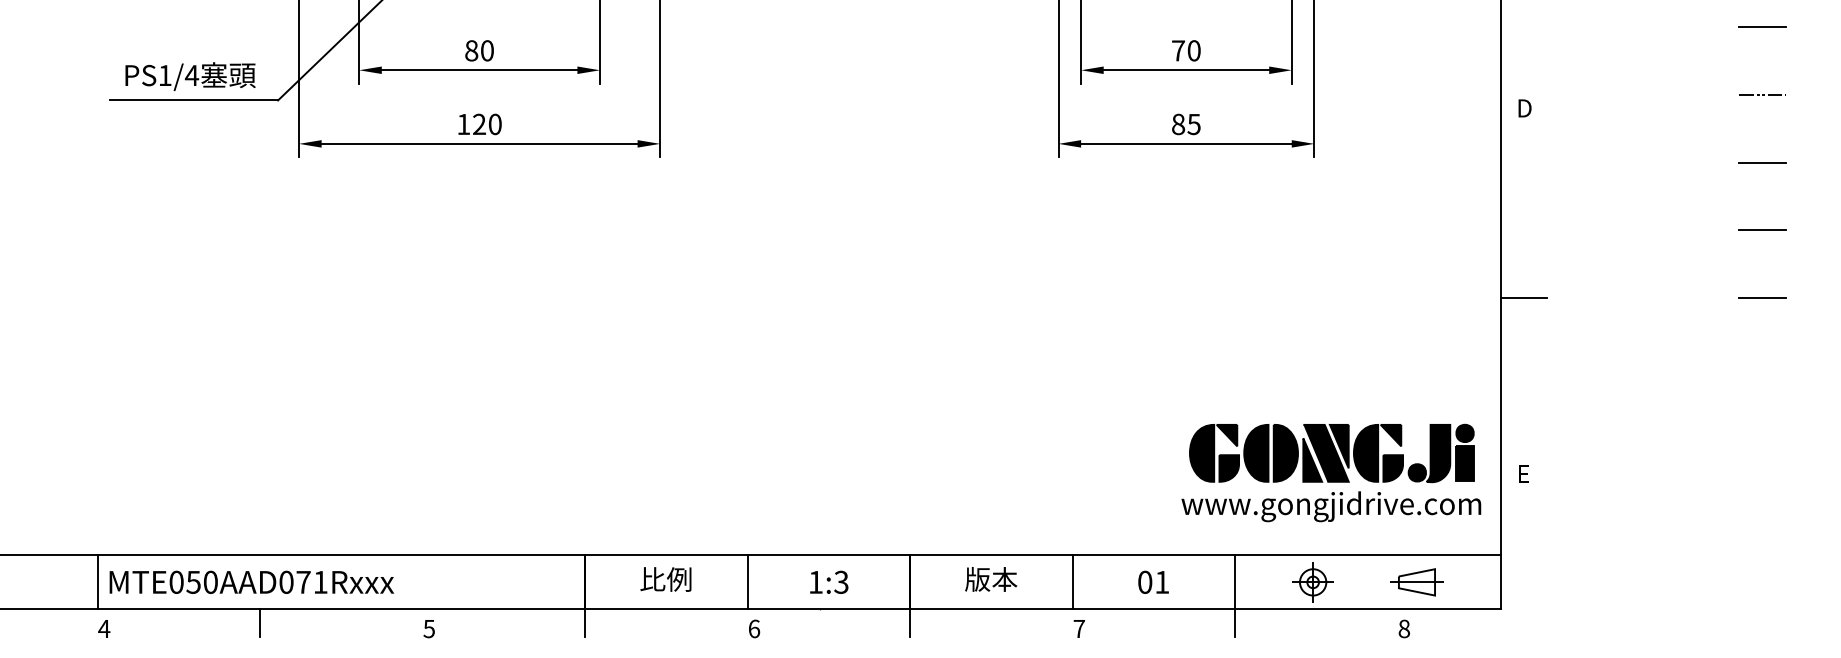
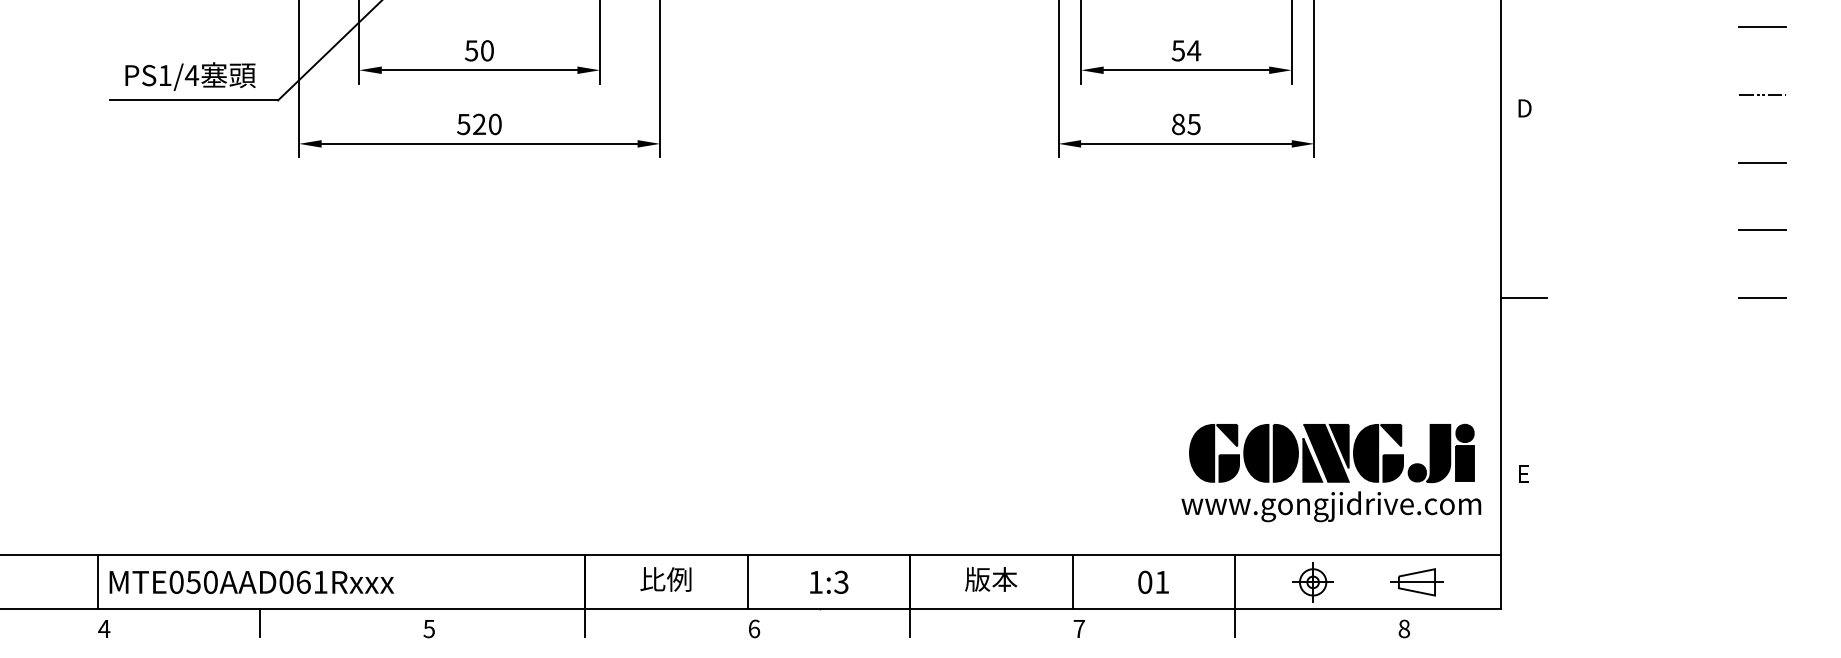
text: 80 -> 50 (471, 50)
text: 70 -> 54 (1186, 50)
text: 120 -> 520 (463, 124)
text: MTE050AAD071Rxxx -> MTE050AAD061Rxxx (303, 581)
